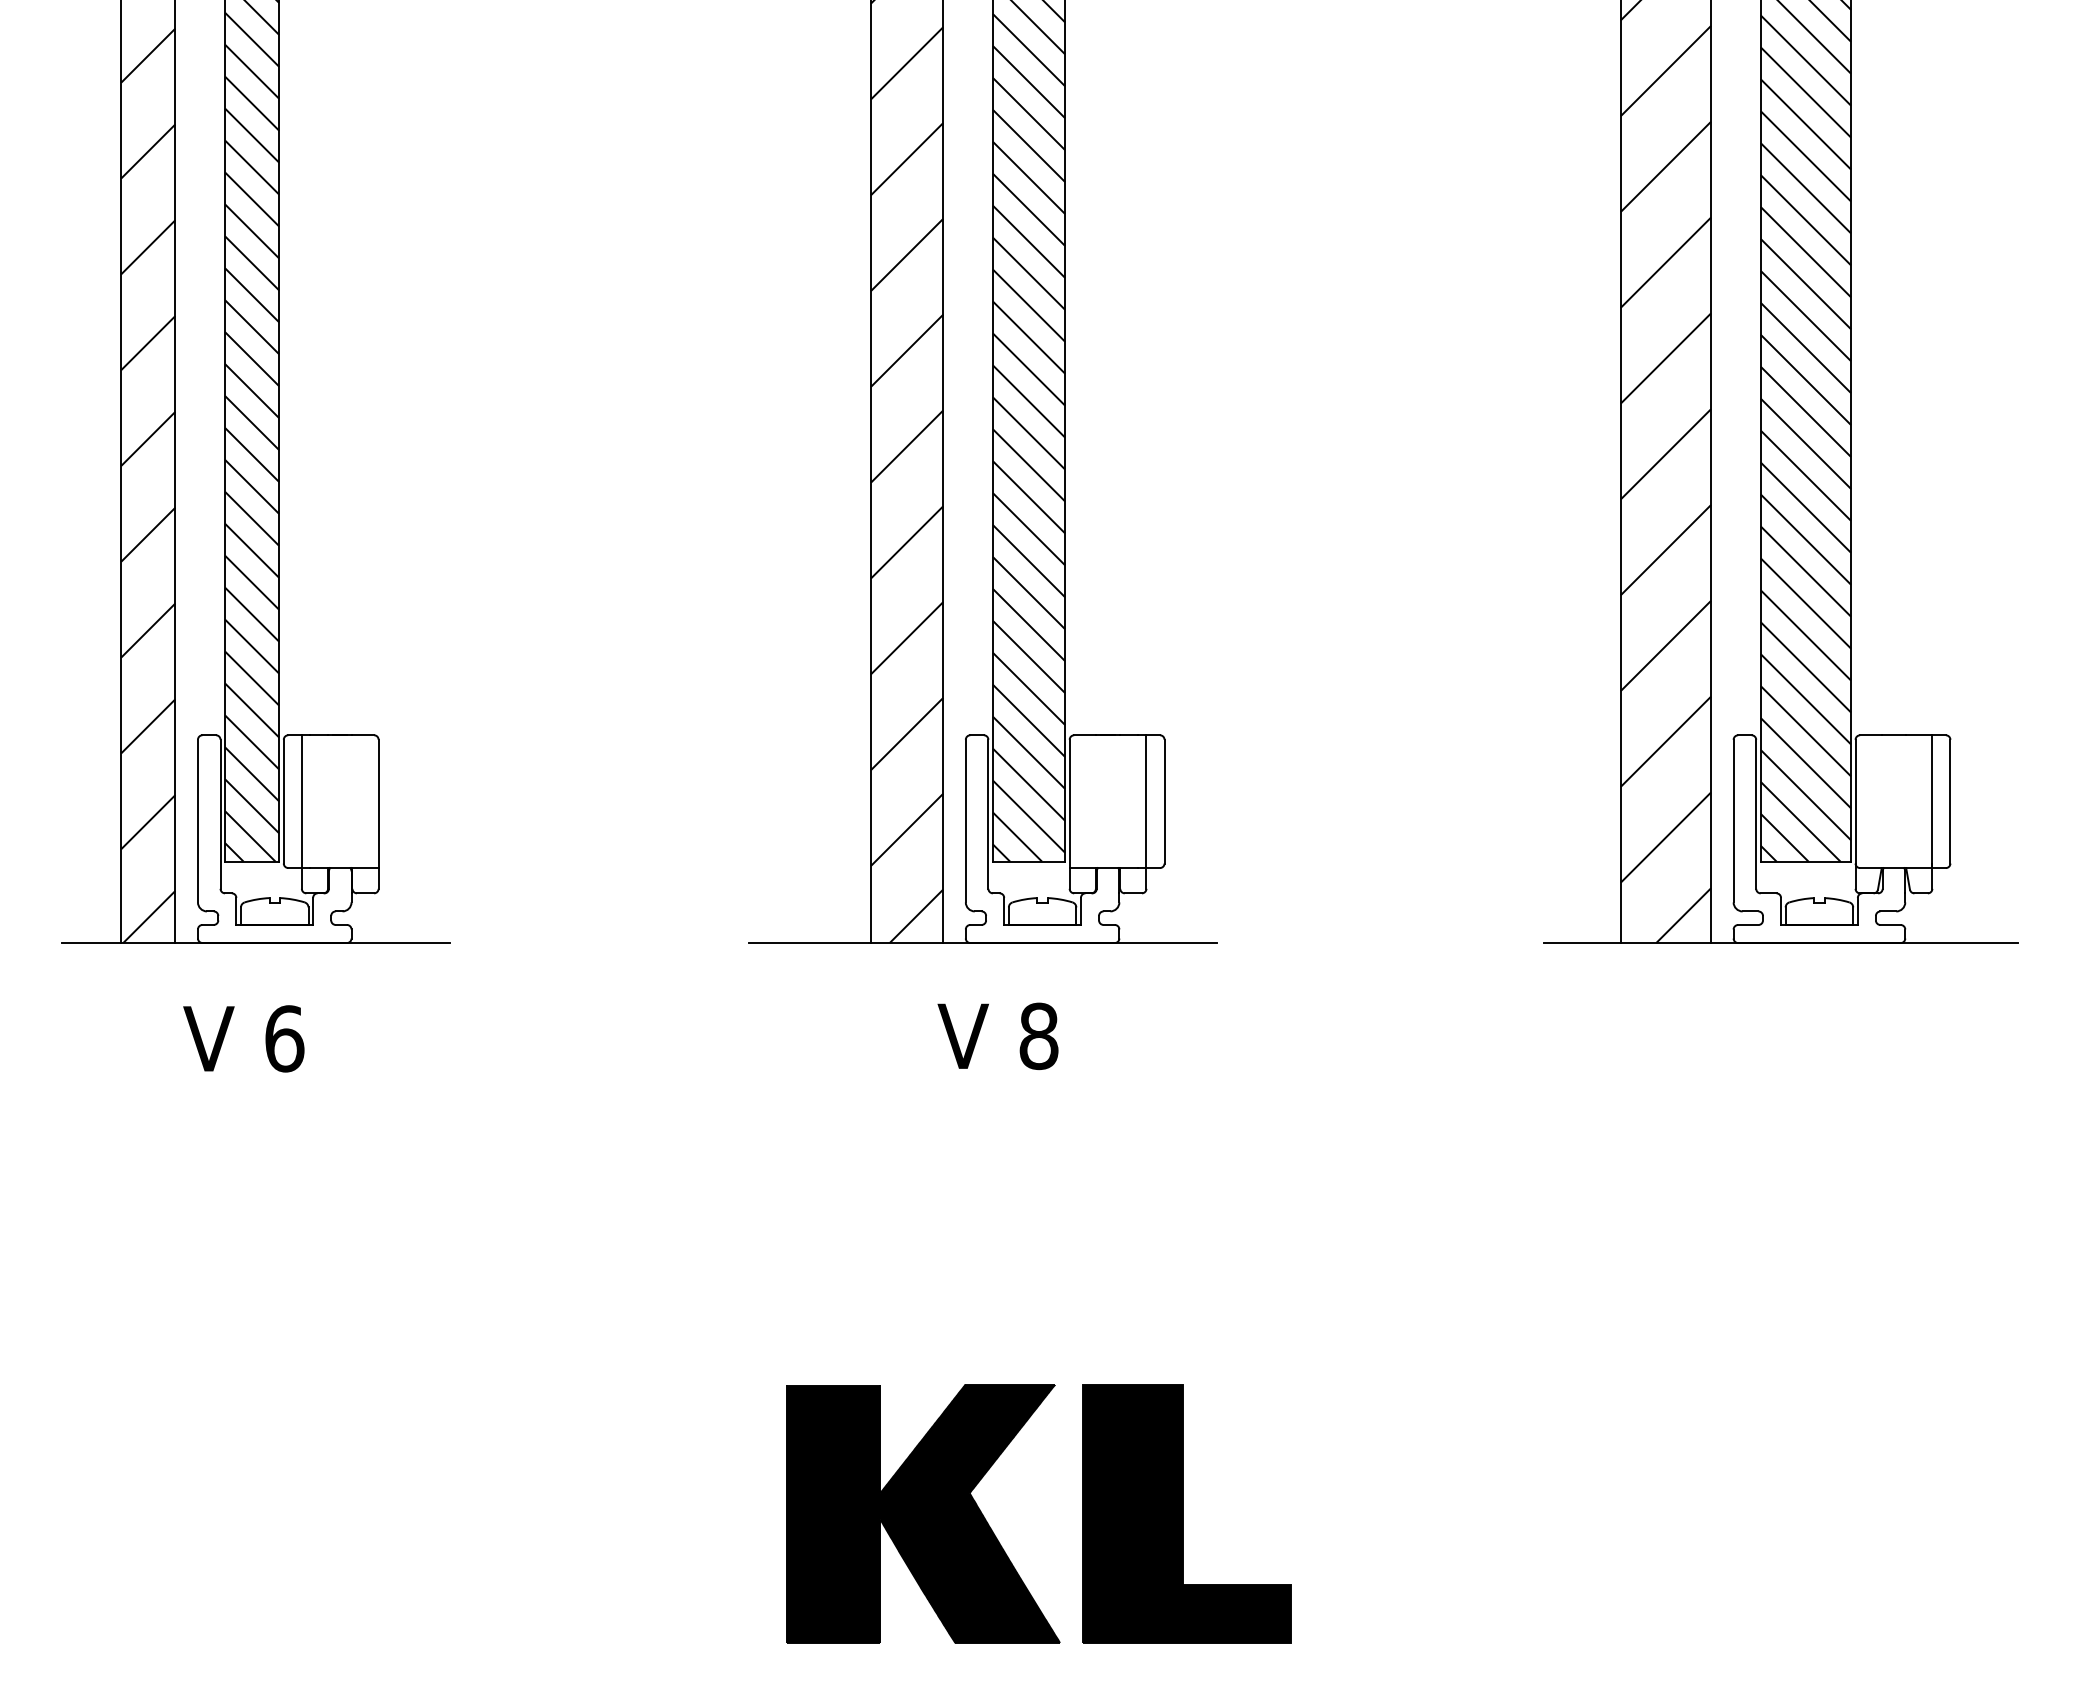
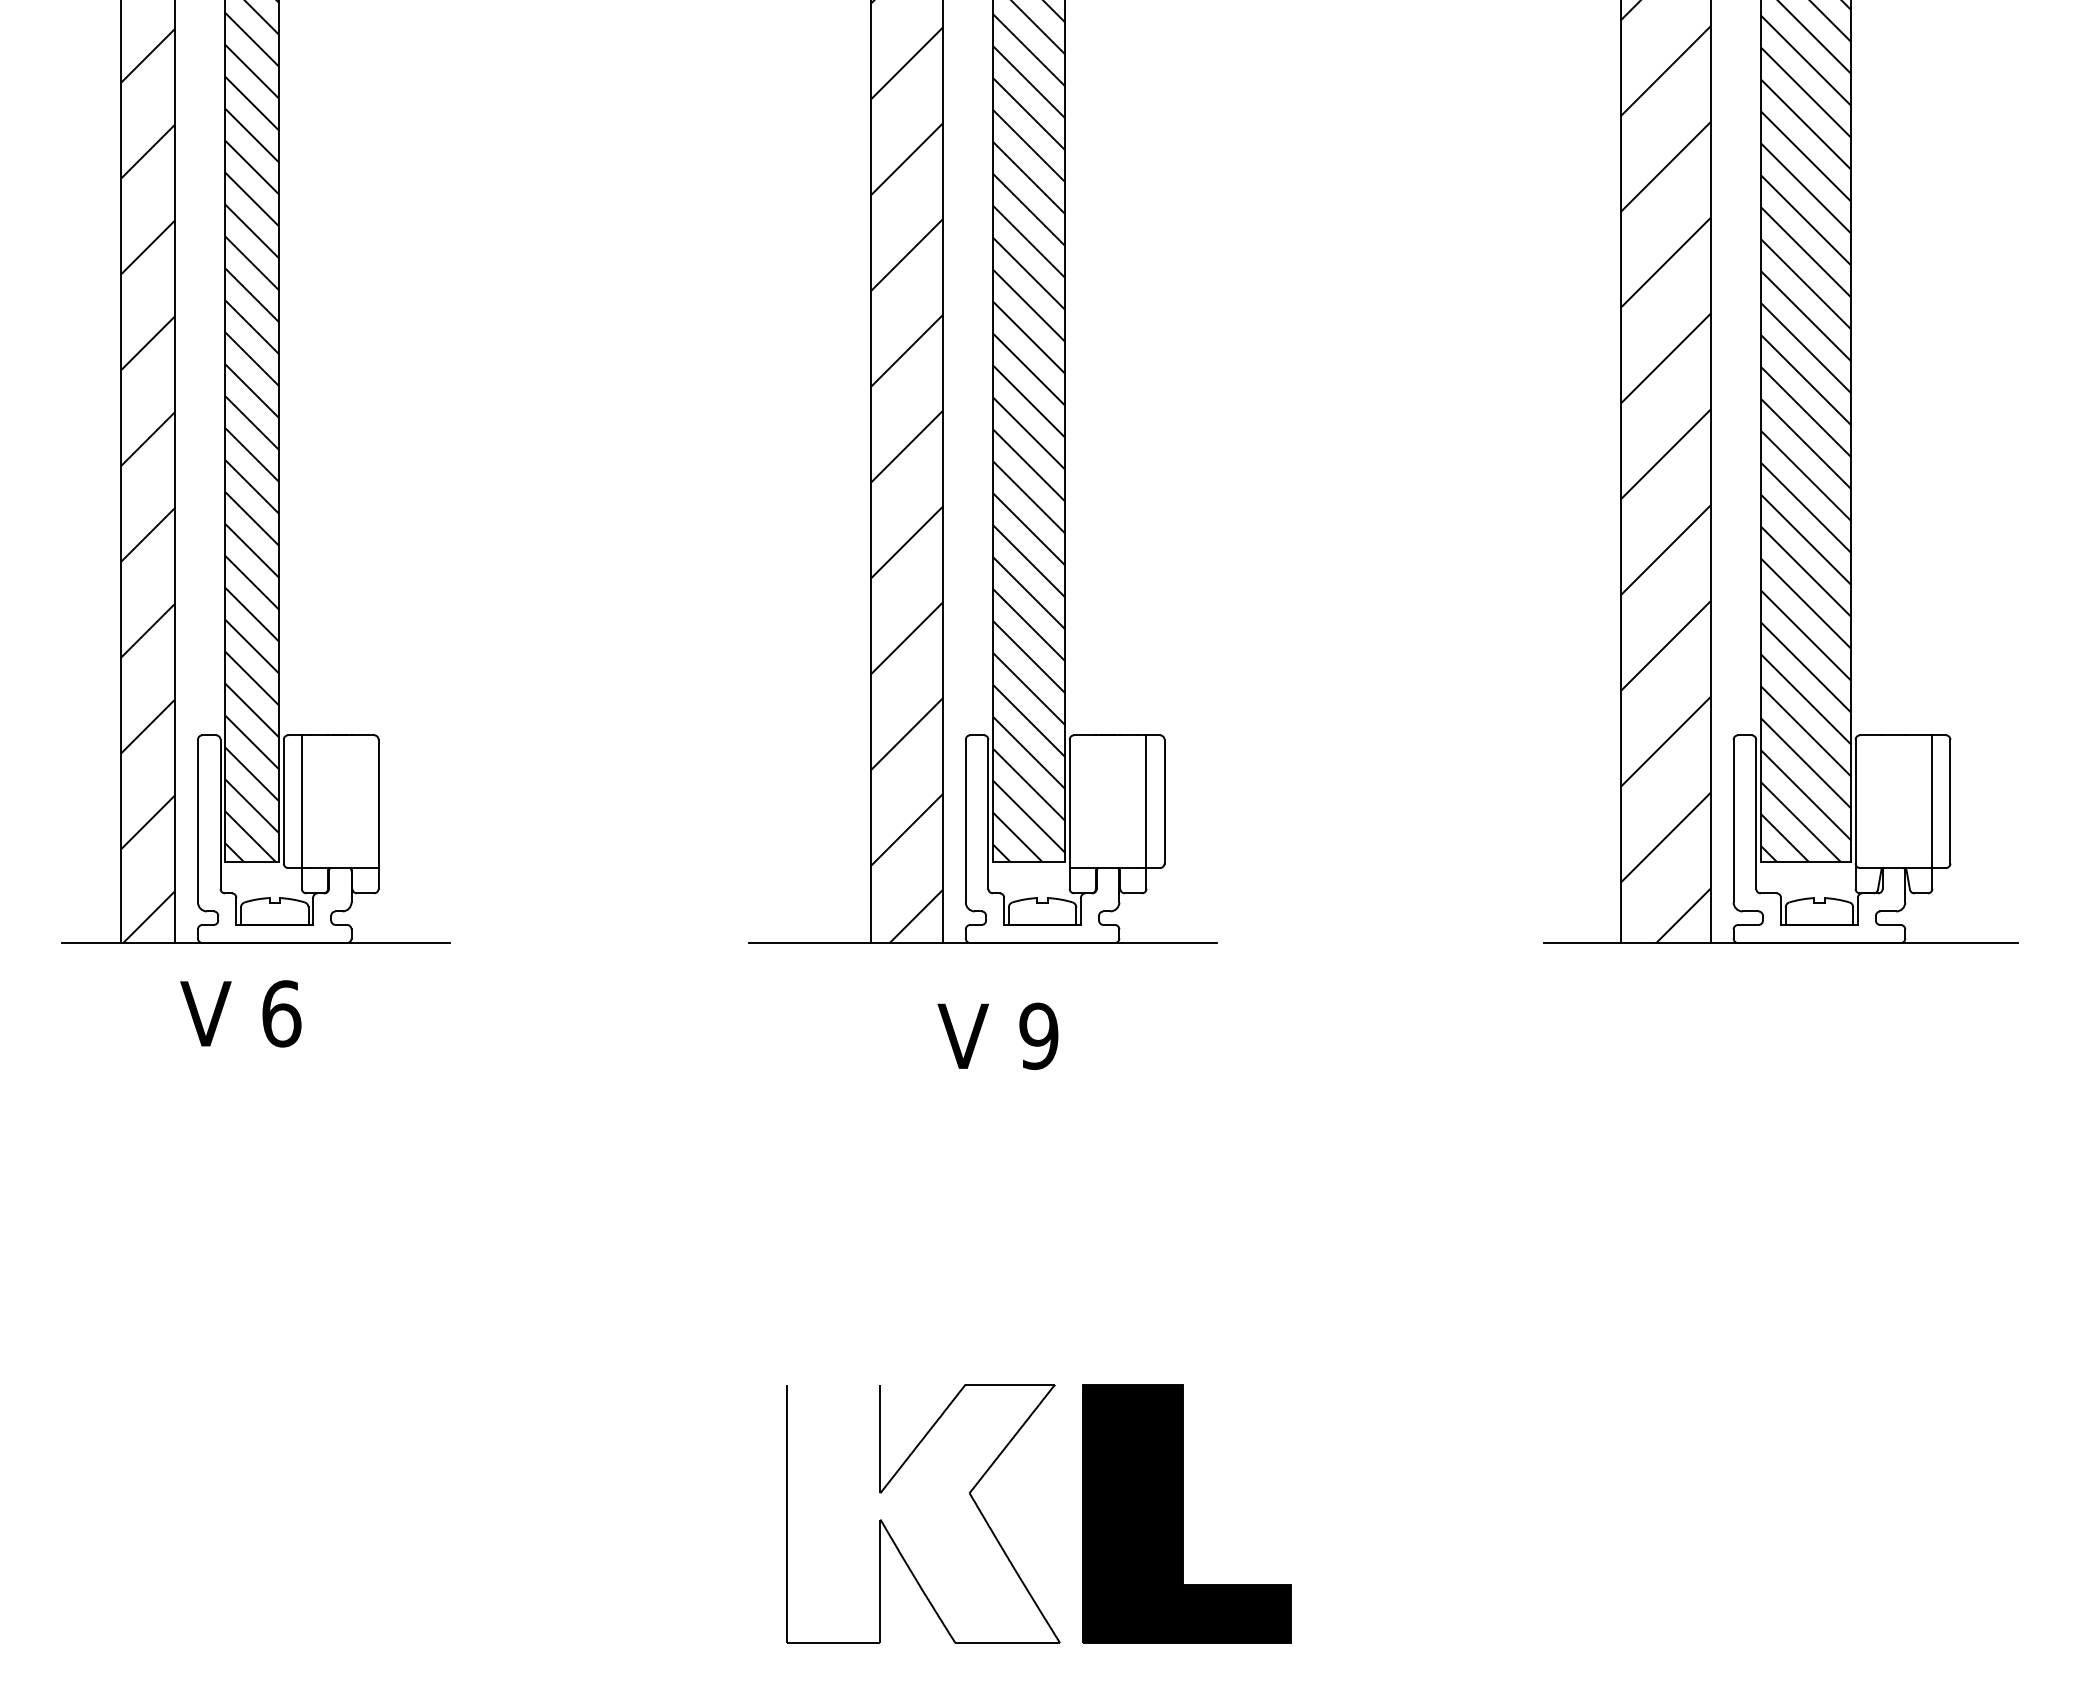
text: 8 -> 9 (1038, 1036)
text position: (243, 1038) -> (240, 1013) (240, 1013)
fill: present -> none (923, 1514)
